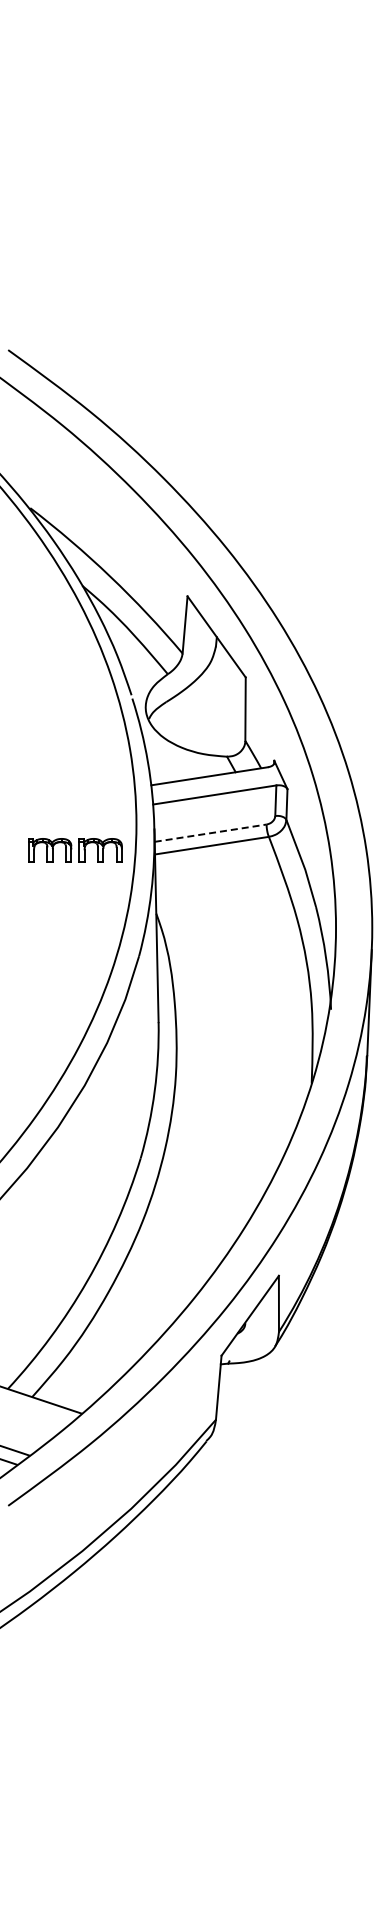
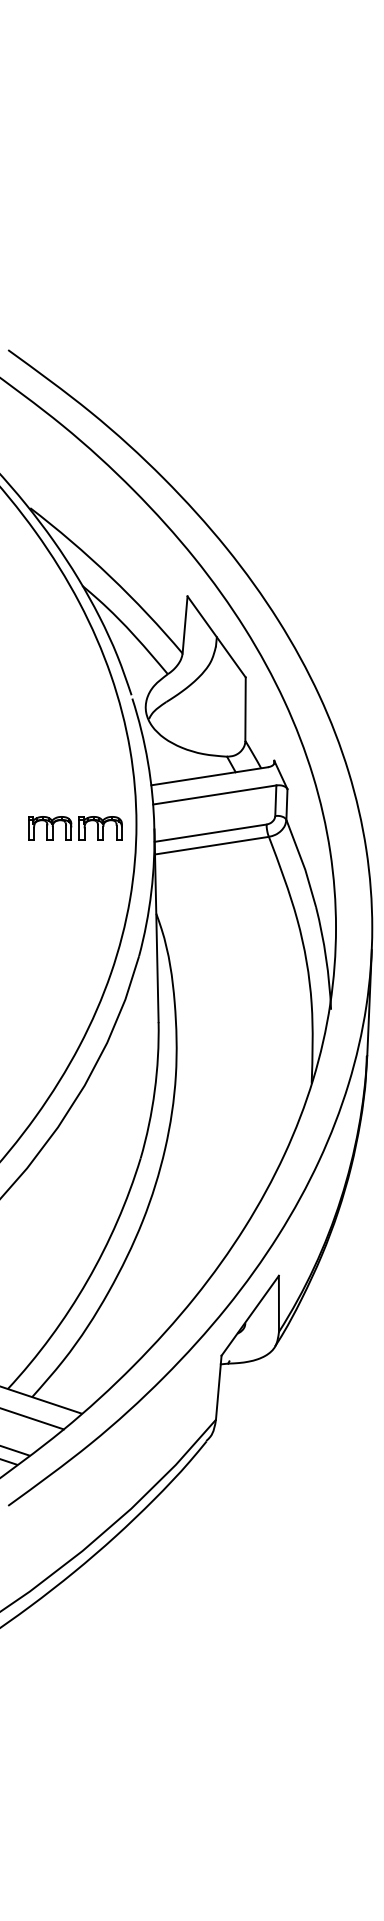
line: dashed -> solid (210, 833)
part position: (75, 850) -> (75, 828) (75, 828)
line: none -> present (32, 1418)
